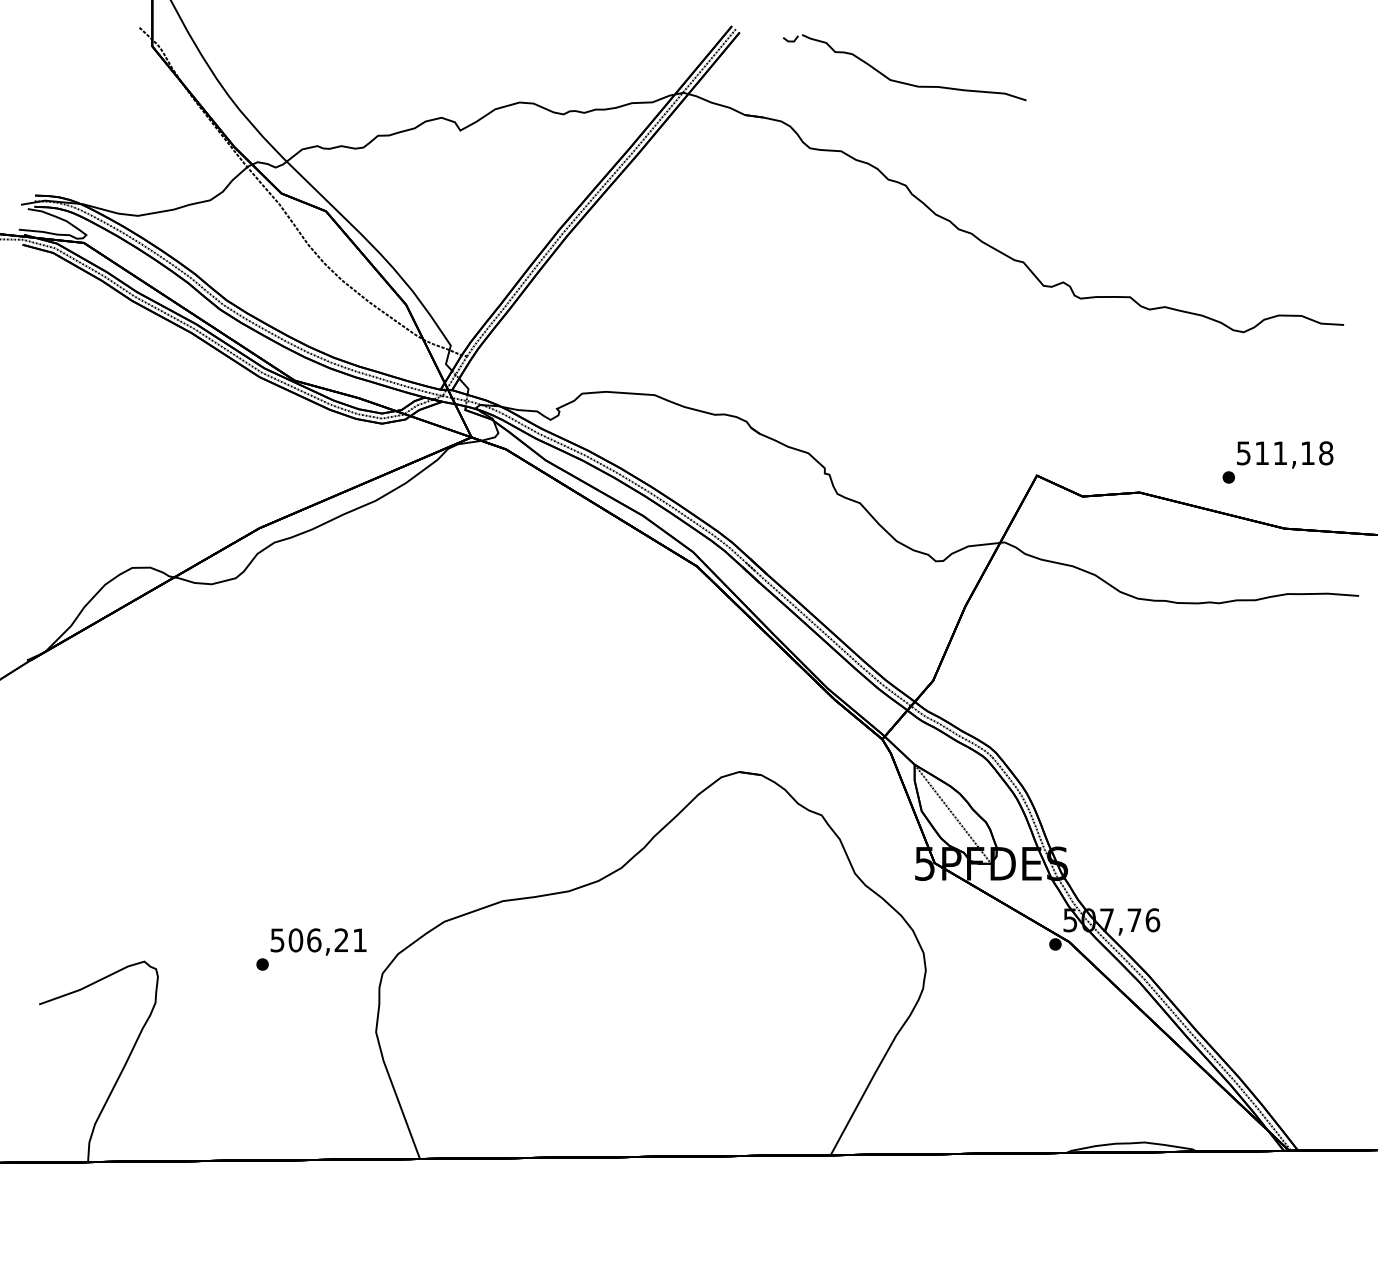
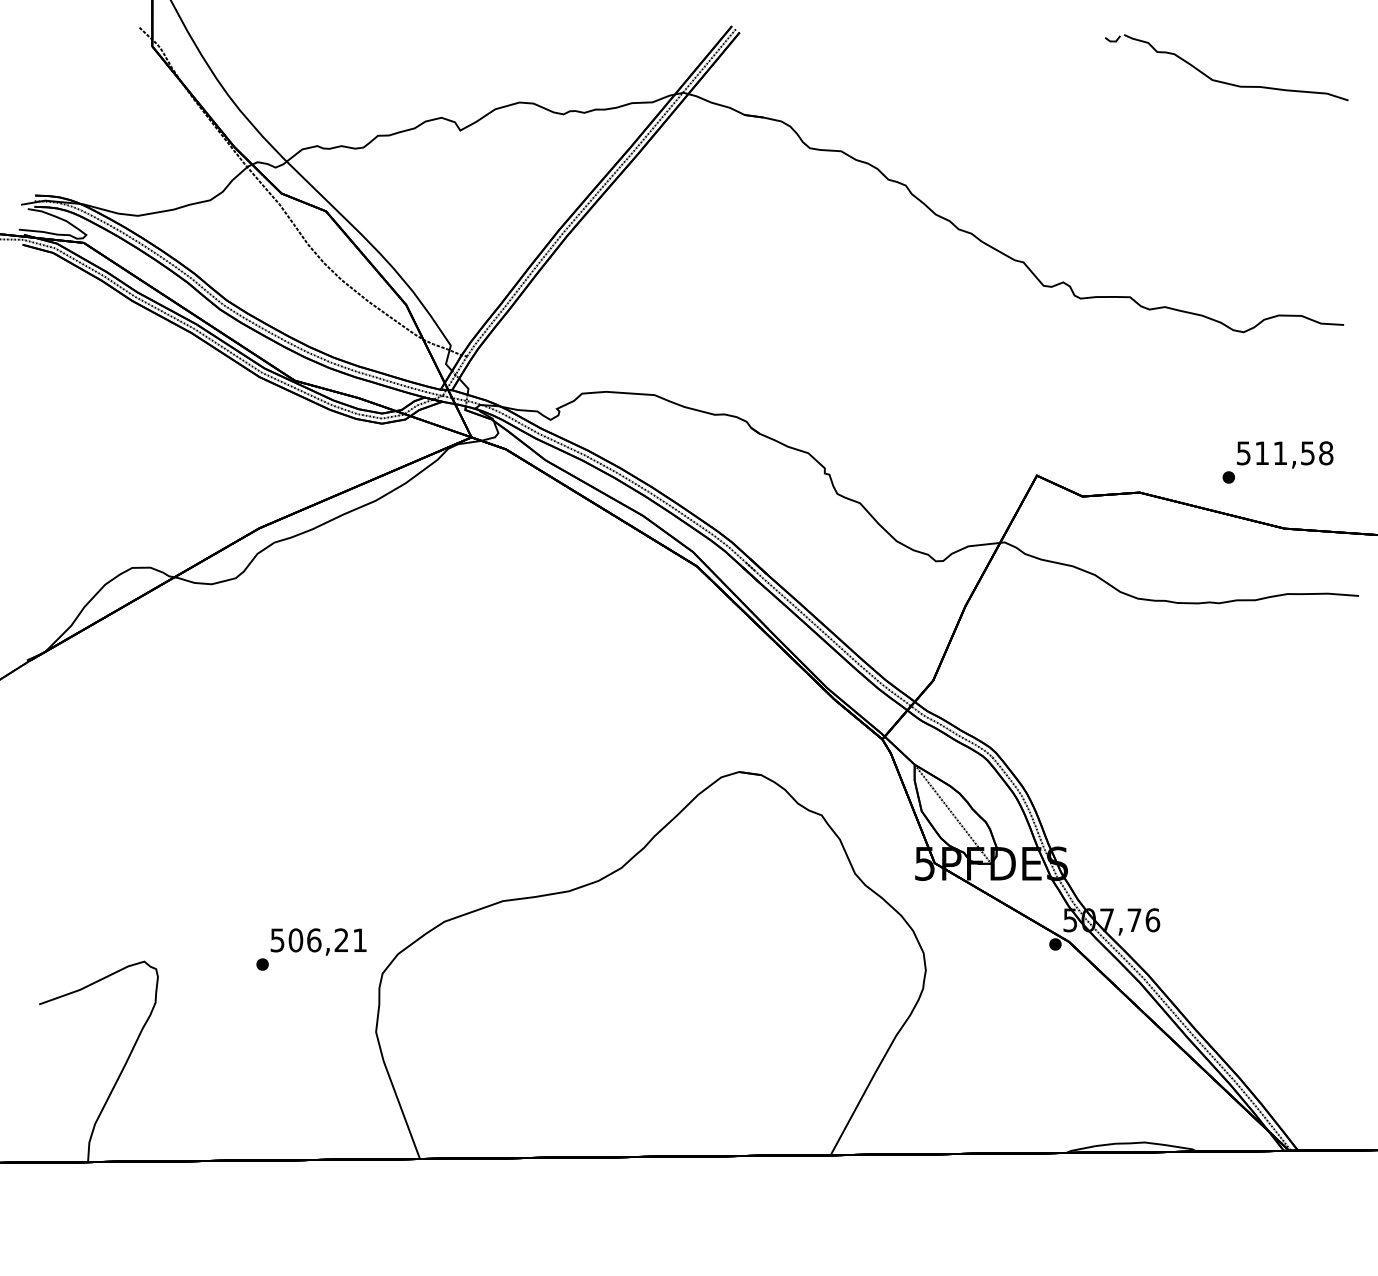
part position: (901, 81) -> (1223, 81) (1223, 81)
text: 511,18 -> 511,58 (1307, 453)
